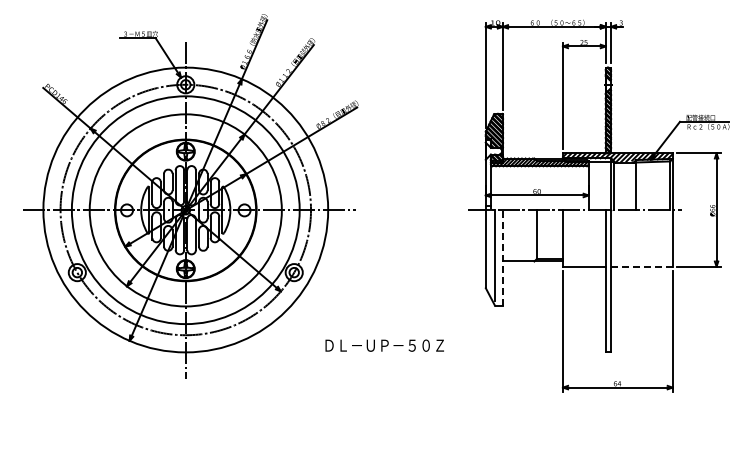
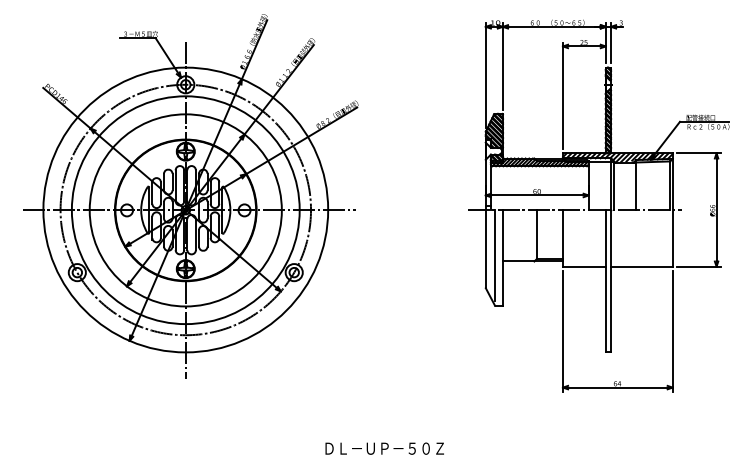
line: dashed -> solid (502, 257)
line: dashed -> solid (641, 266)
text position: (384, 345) -> (384, 448) (384, 448)
